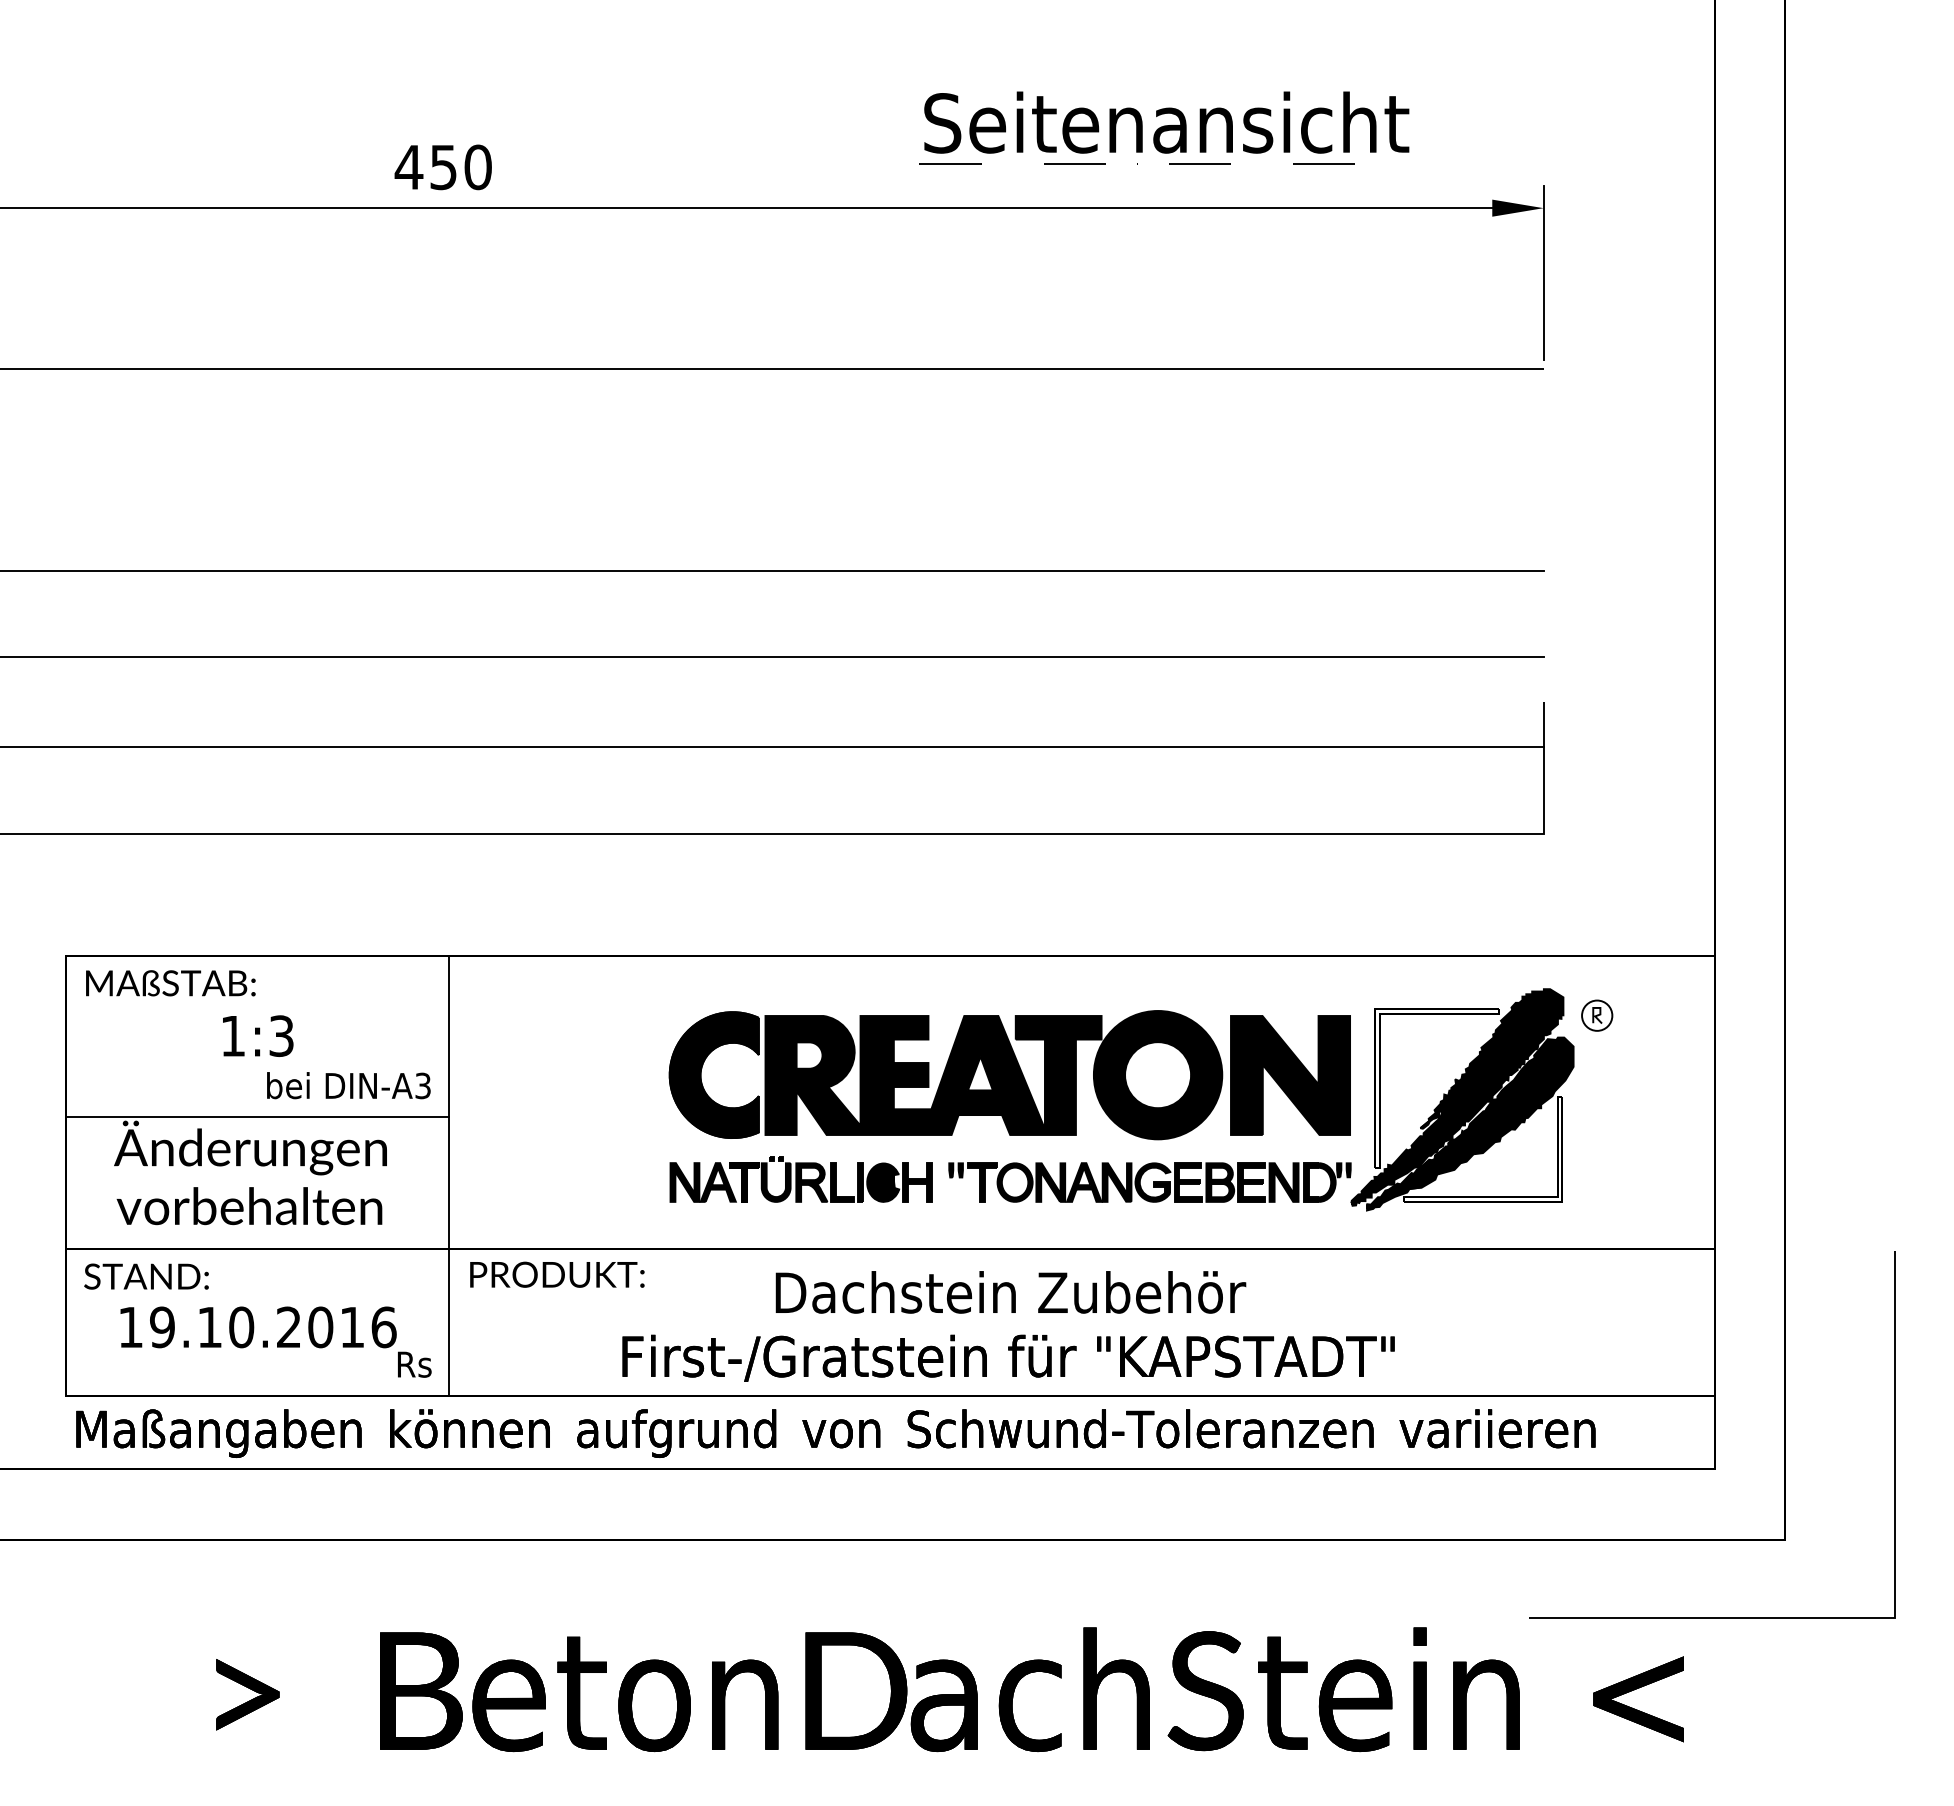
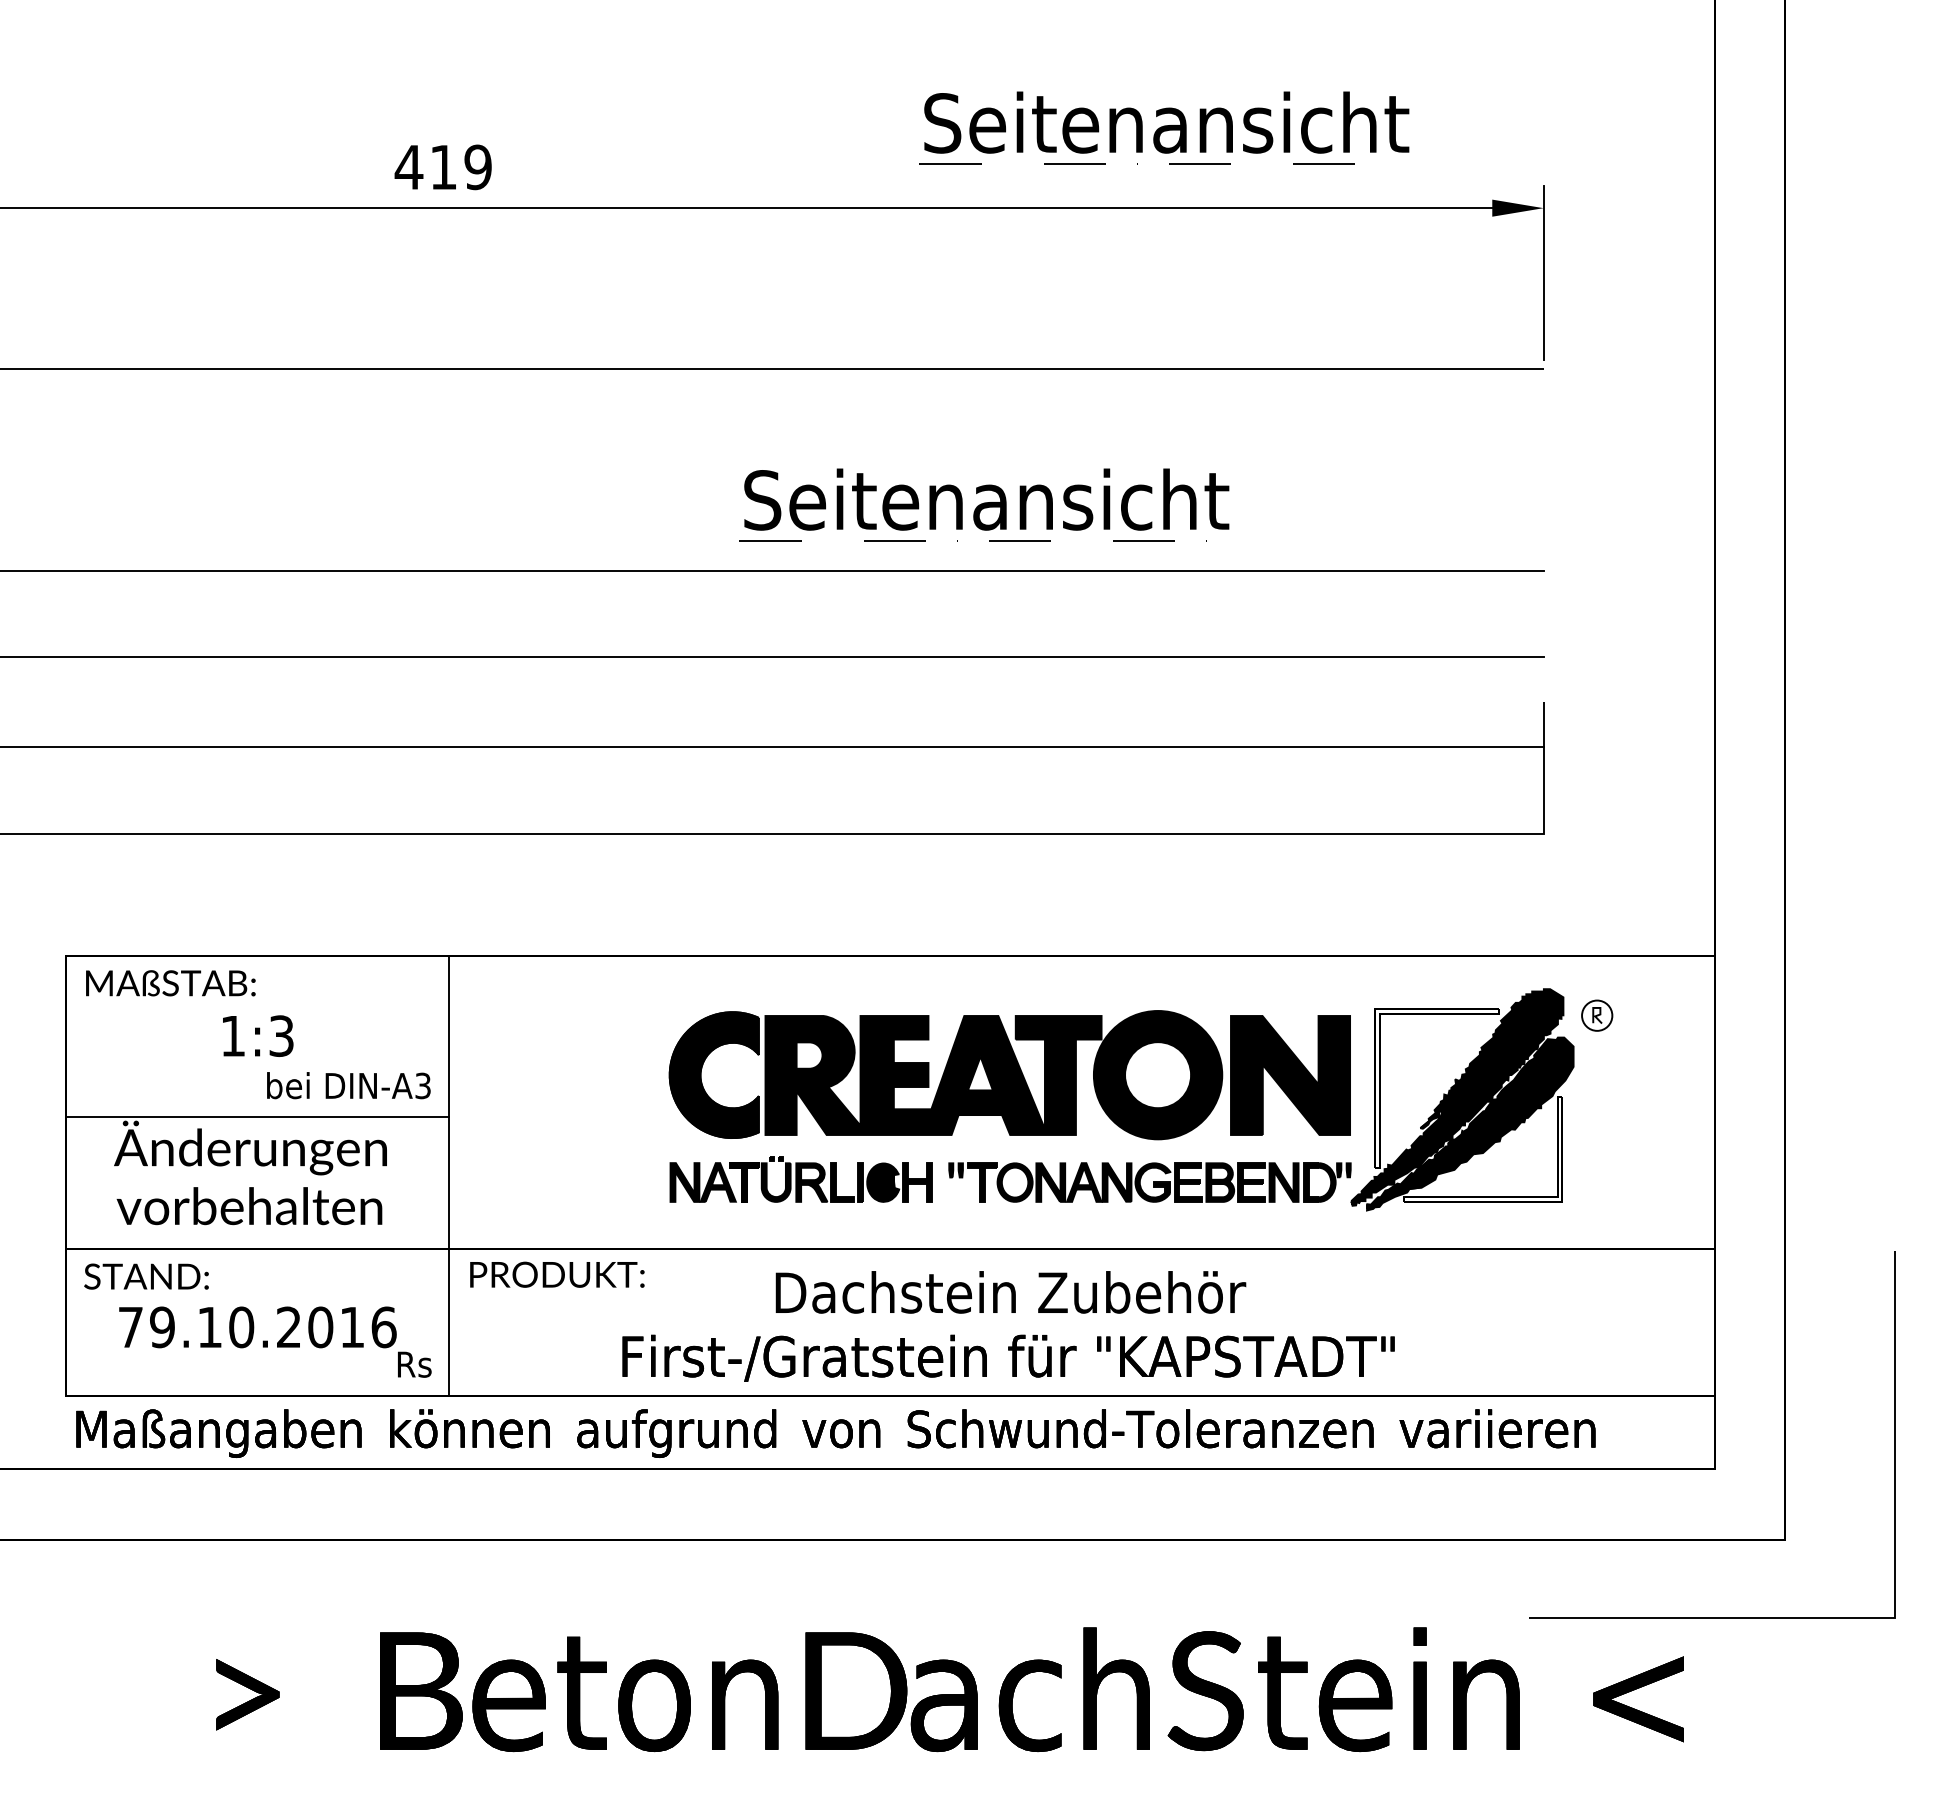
text: 450 -> 419 (460, 167)
part: none -> present (984, 504)
text: 19.10.2016 -> 79.10.2016 (130, 1327)
